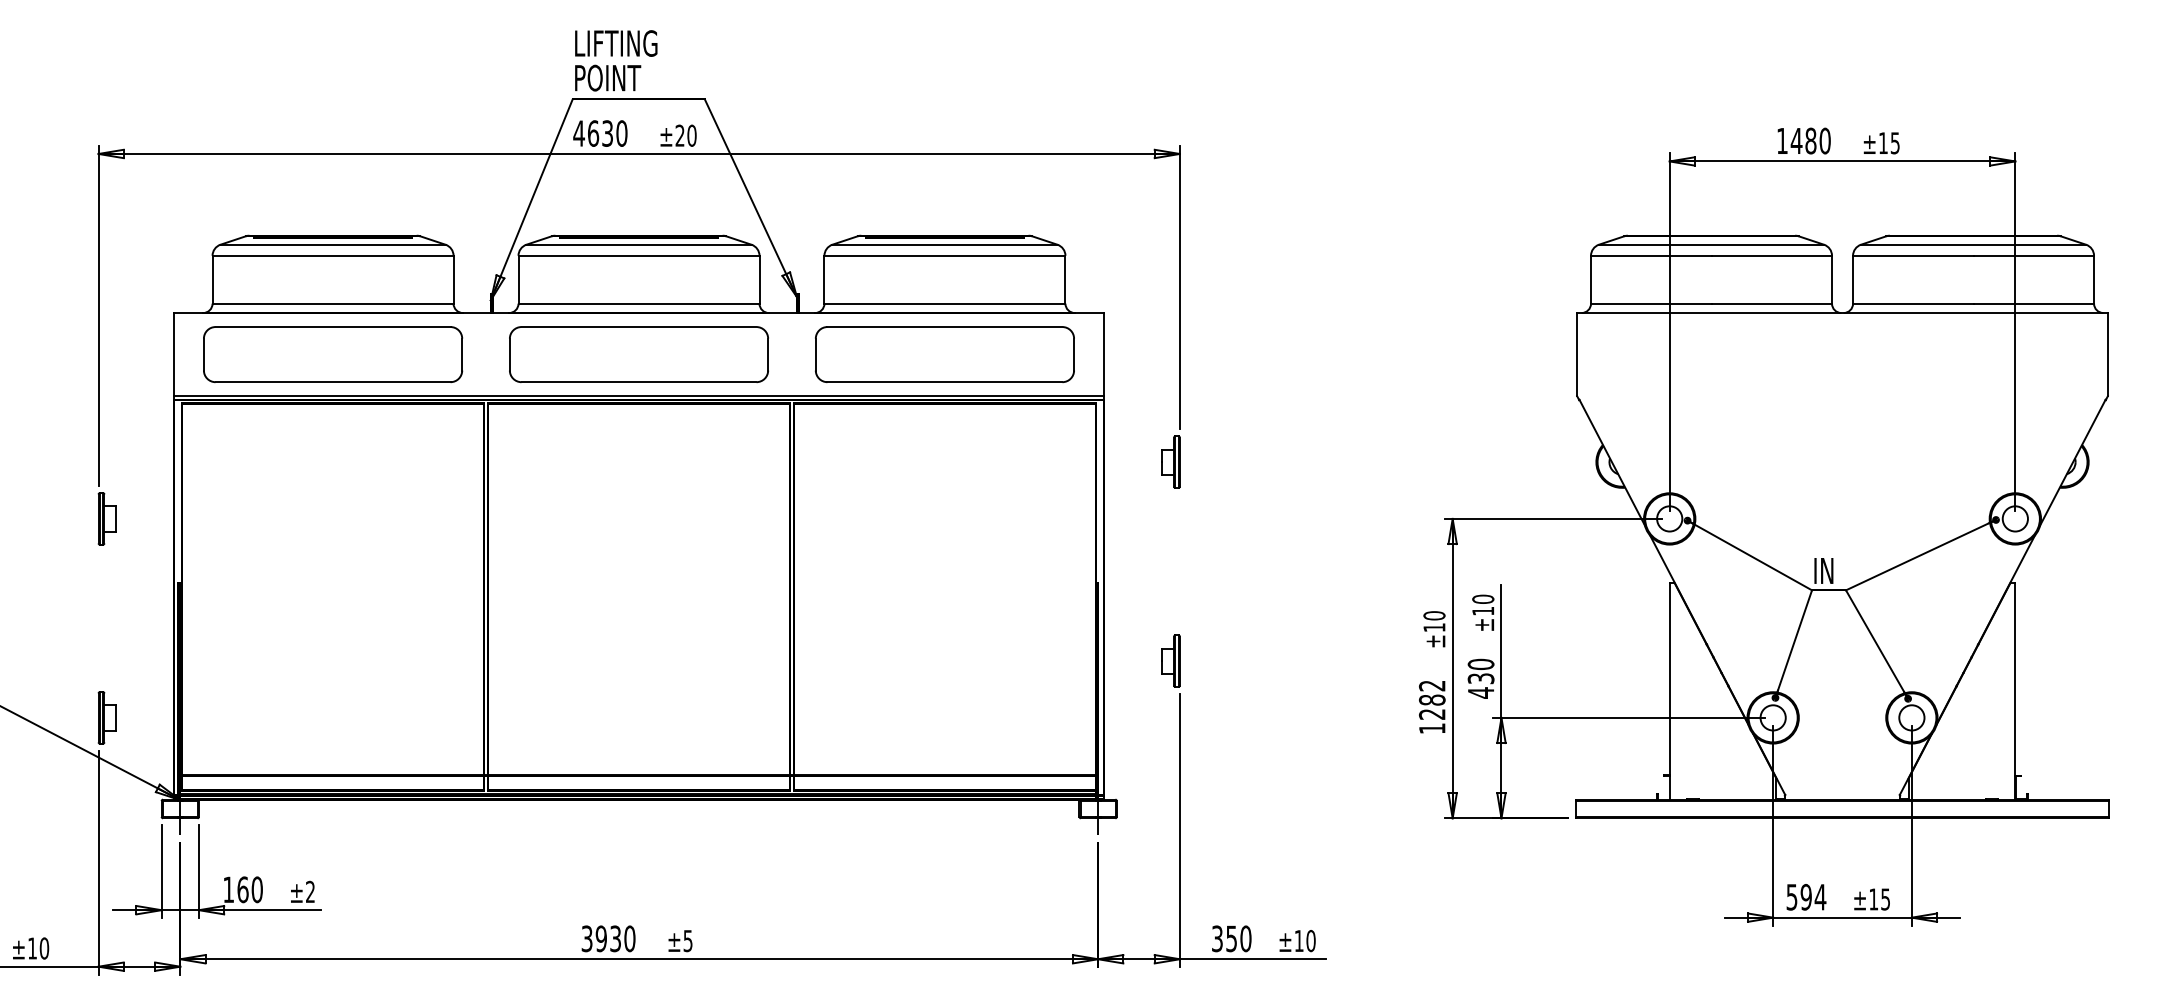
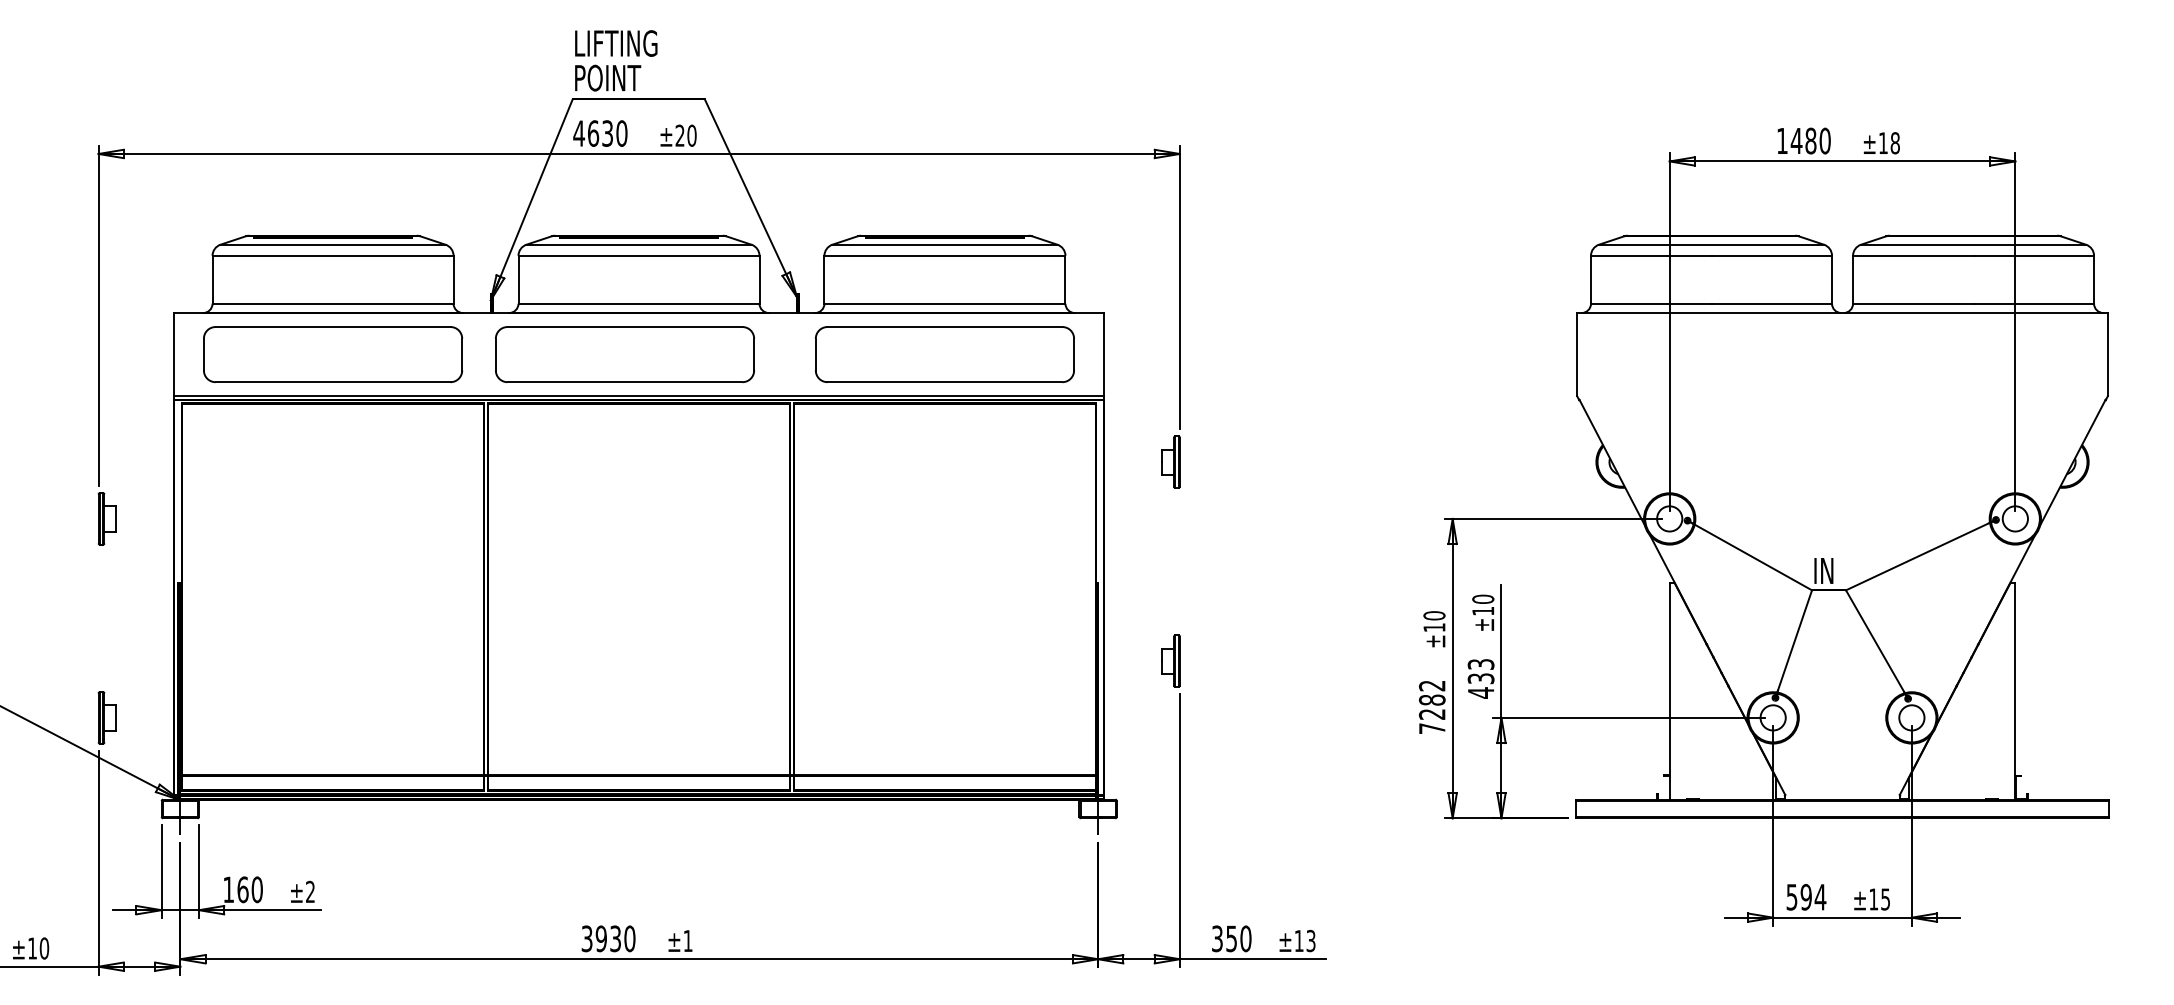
text: ±15 -> ±18 (1894, 143)
part position: (638, 354) -> (624, 354) (624, 354)
text: 430 -> 433 (1480, 664)
text: 1282 -> 7282 (1432, 728)
text: ±5 -> ±1 (687, 941)
text: ±10 -> ±13 (1310, 941)
